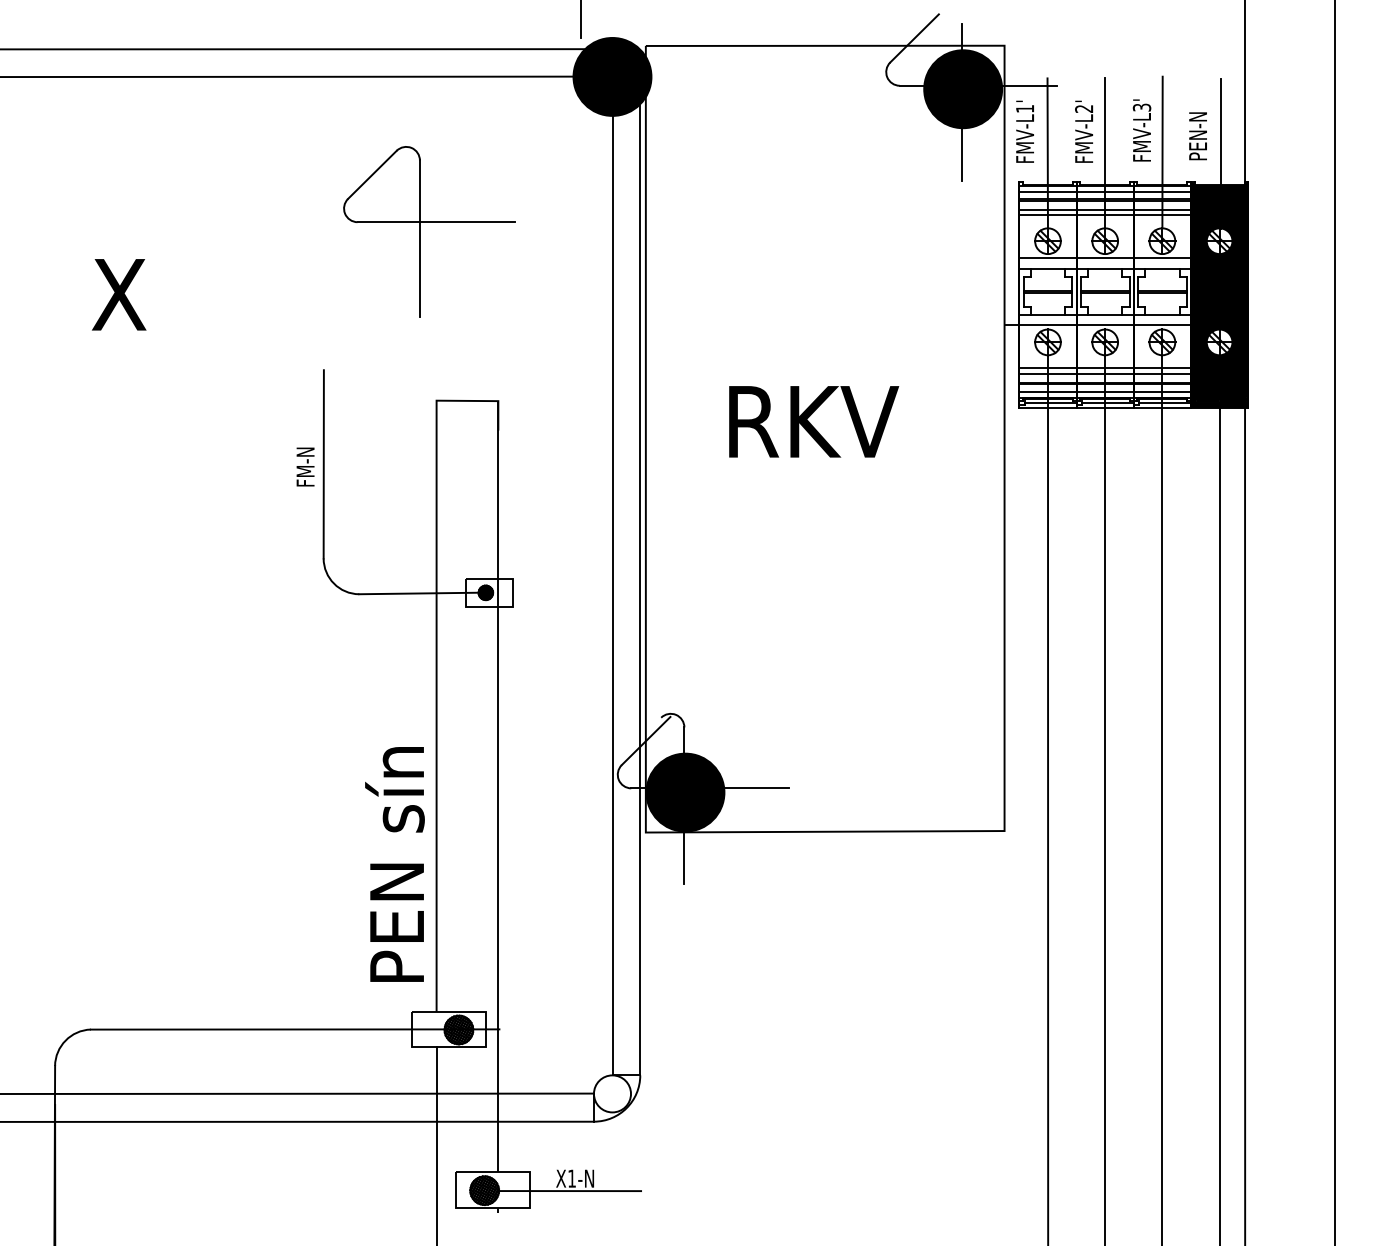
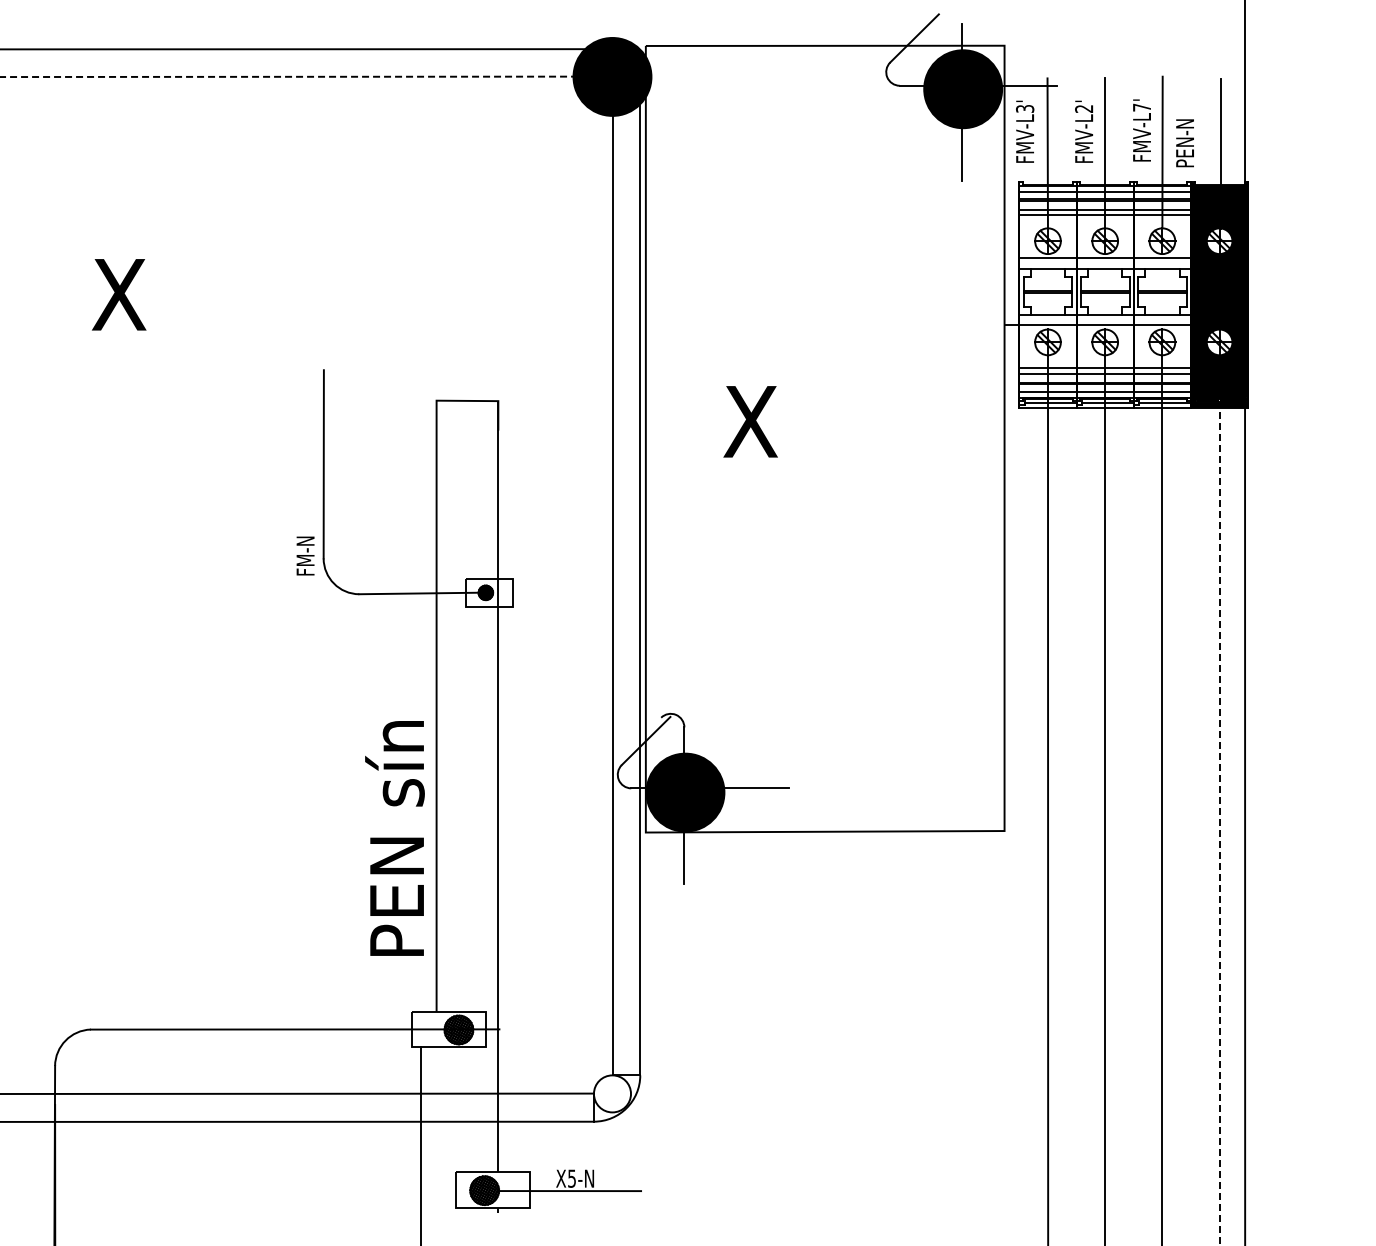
line: present -> none (581, 20)
line: solid -> dashed (297, 76)
text: FMV-L3' -> FMV-L7' (1141, 107)
text: FMV-L1' -> FMV-L3' (1025, 108)
text position: (1197, 136) -> (1184, 143) (1184, 143)
part: present -> none (429, 222)
text: RKV -> X (811, 421)
text position: (305, 466) -> (305, 555) (305, 555)
line: present -> none (1334, 622)
line: solid -> dashed (1219, 801)
text position: (394, 864) -> (394, 838) (394, 838)
line position: (436, 1144) -> (420, 1144) (420, 1144)
text: X1-N -> X5-N (571, 1178)
